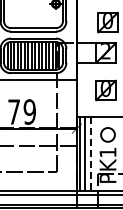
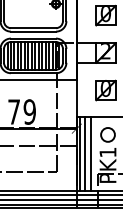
part position: (107, 22) -> (105, 15) (105, 15)
line: dashed -> solid (90, 154)
line: none -> present (60, 199)
